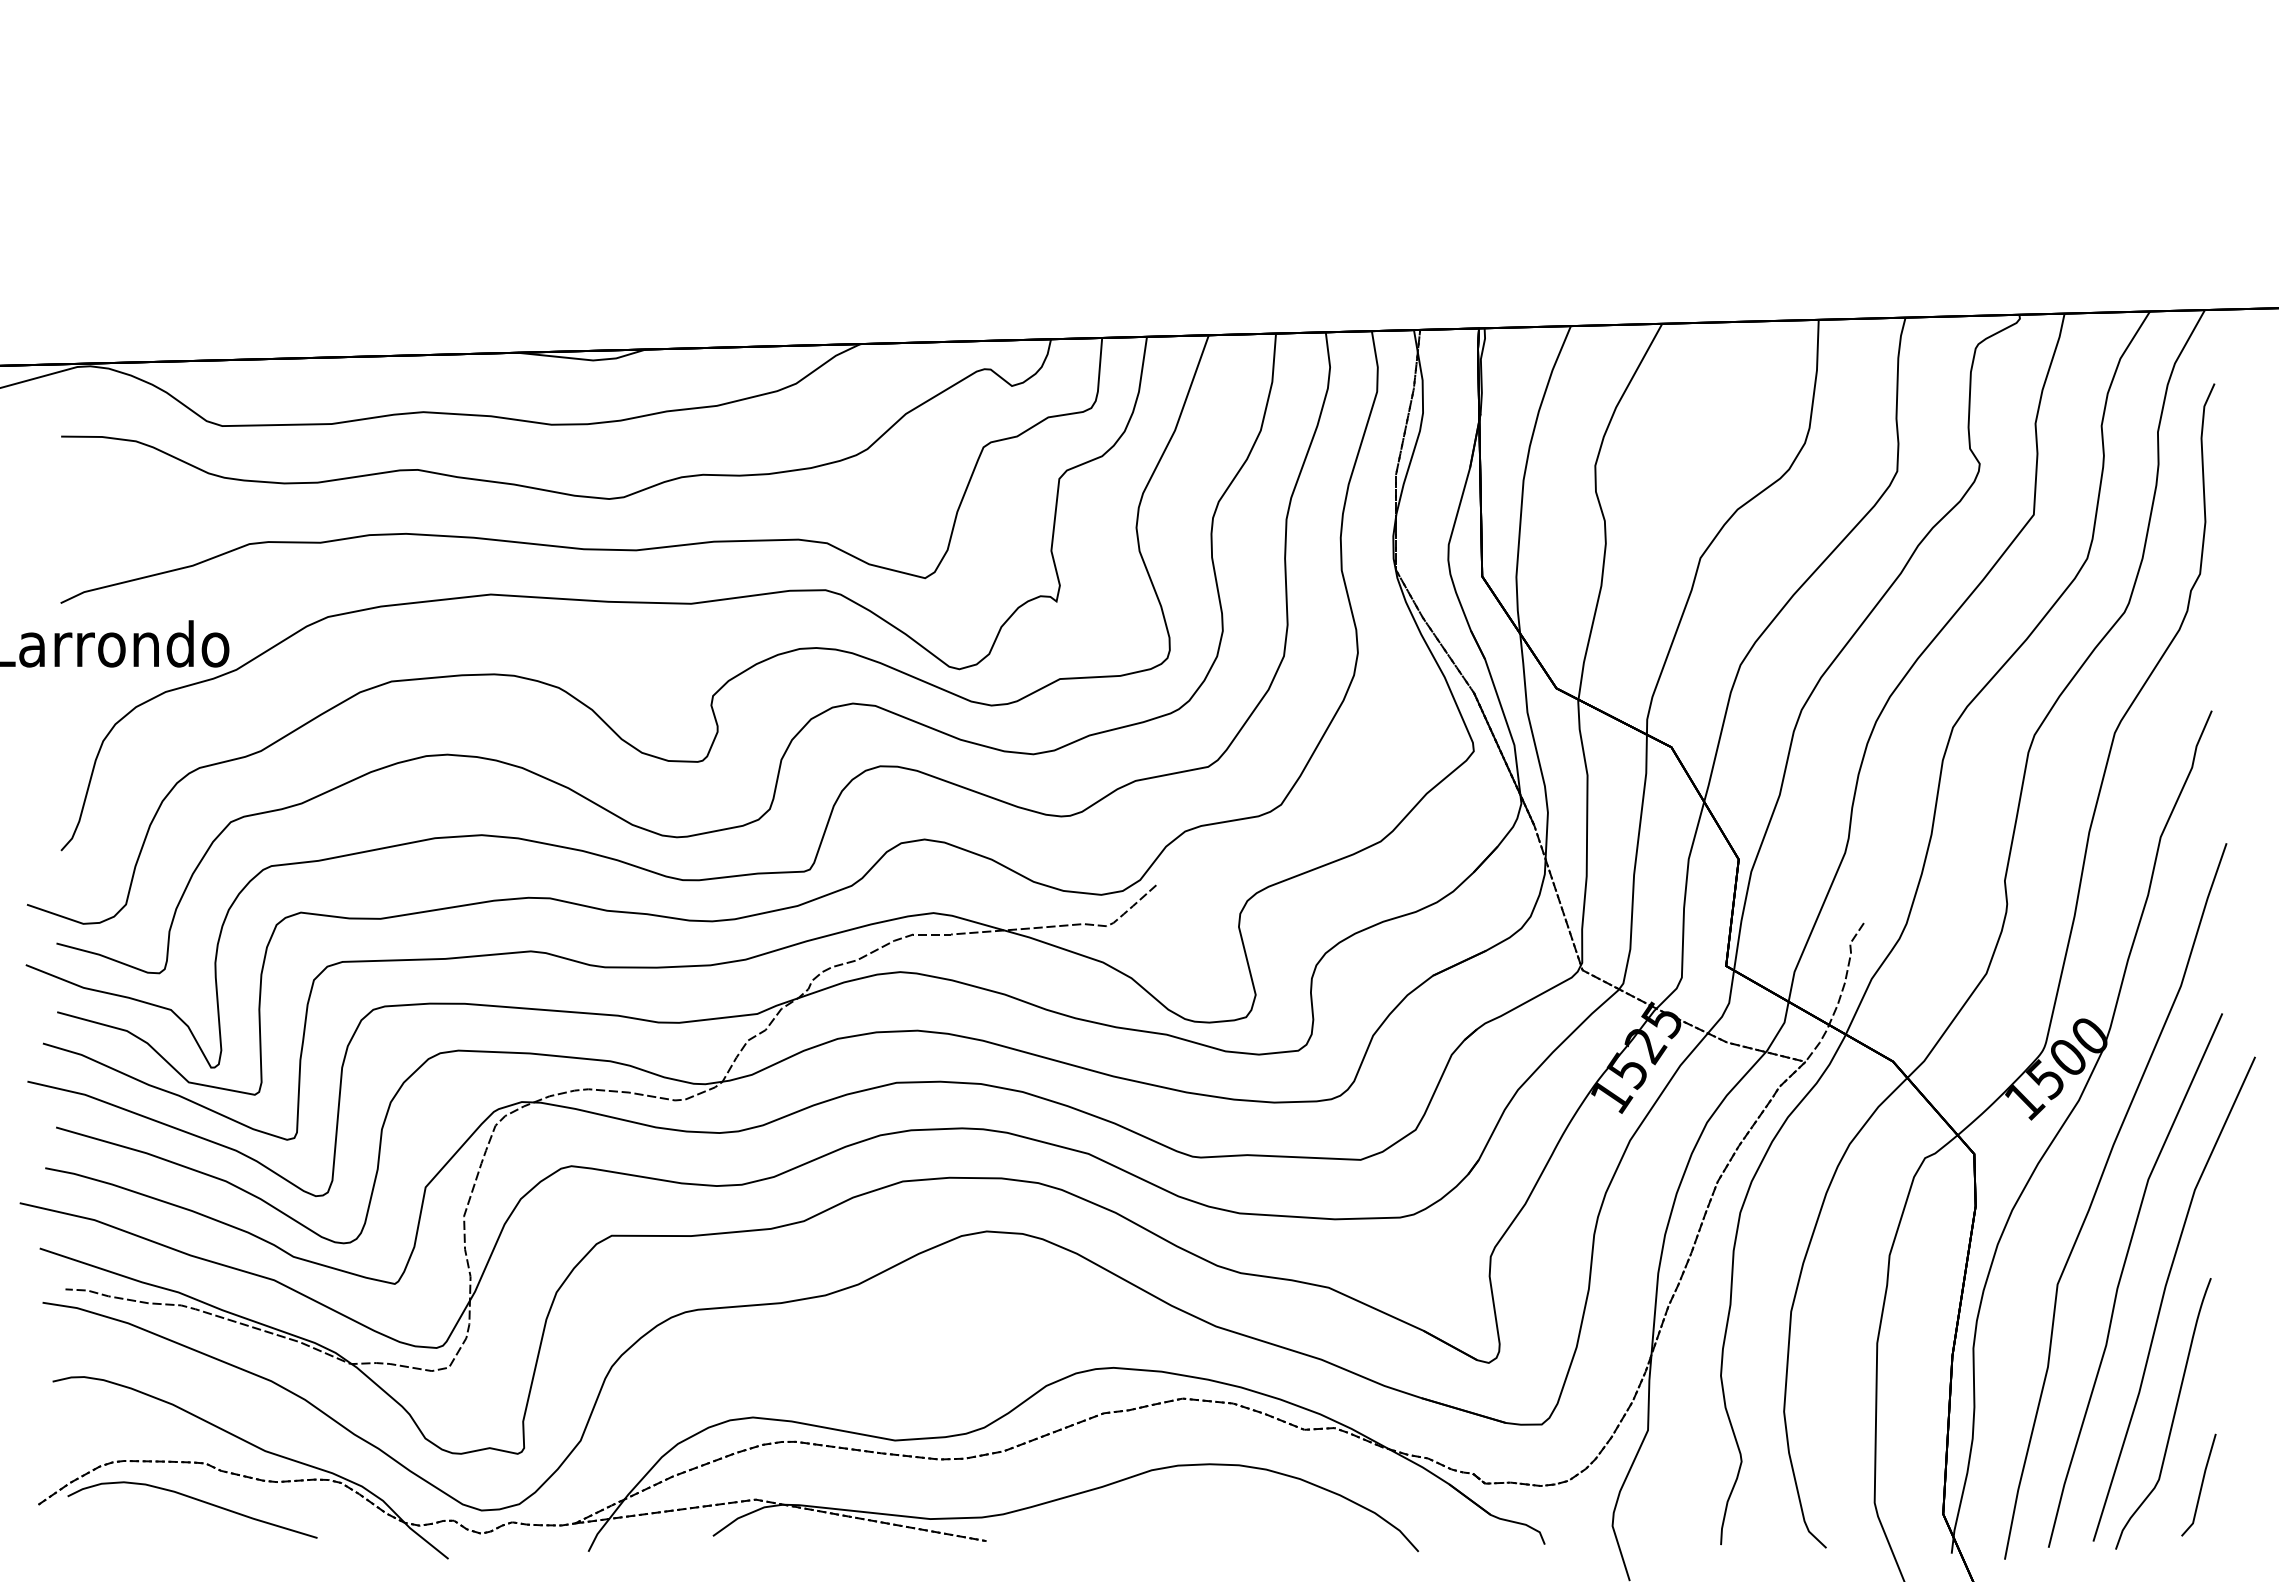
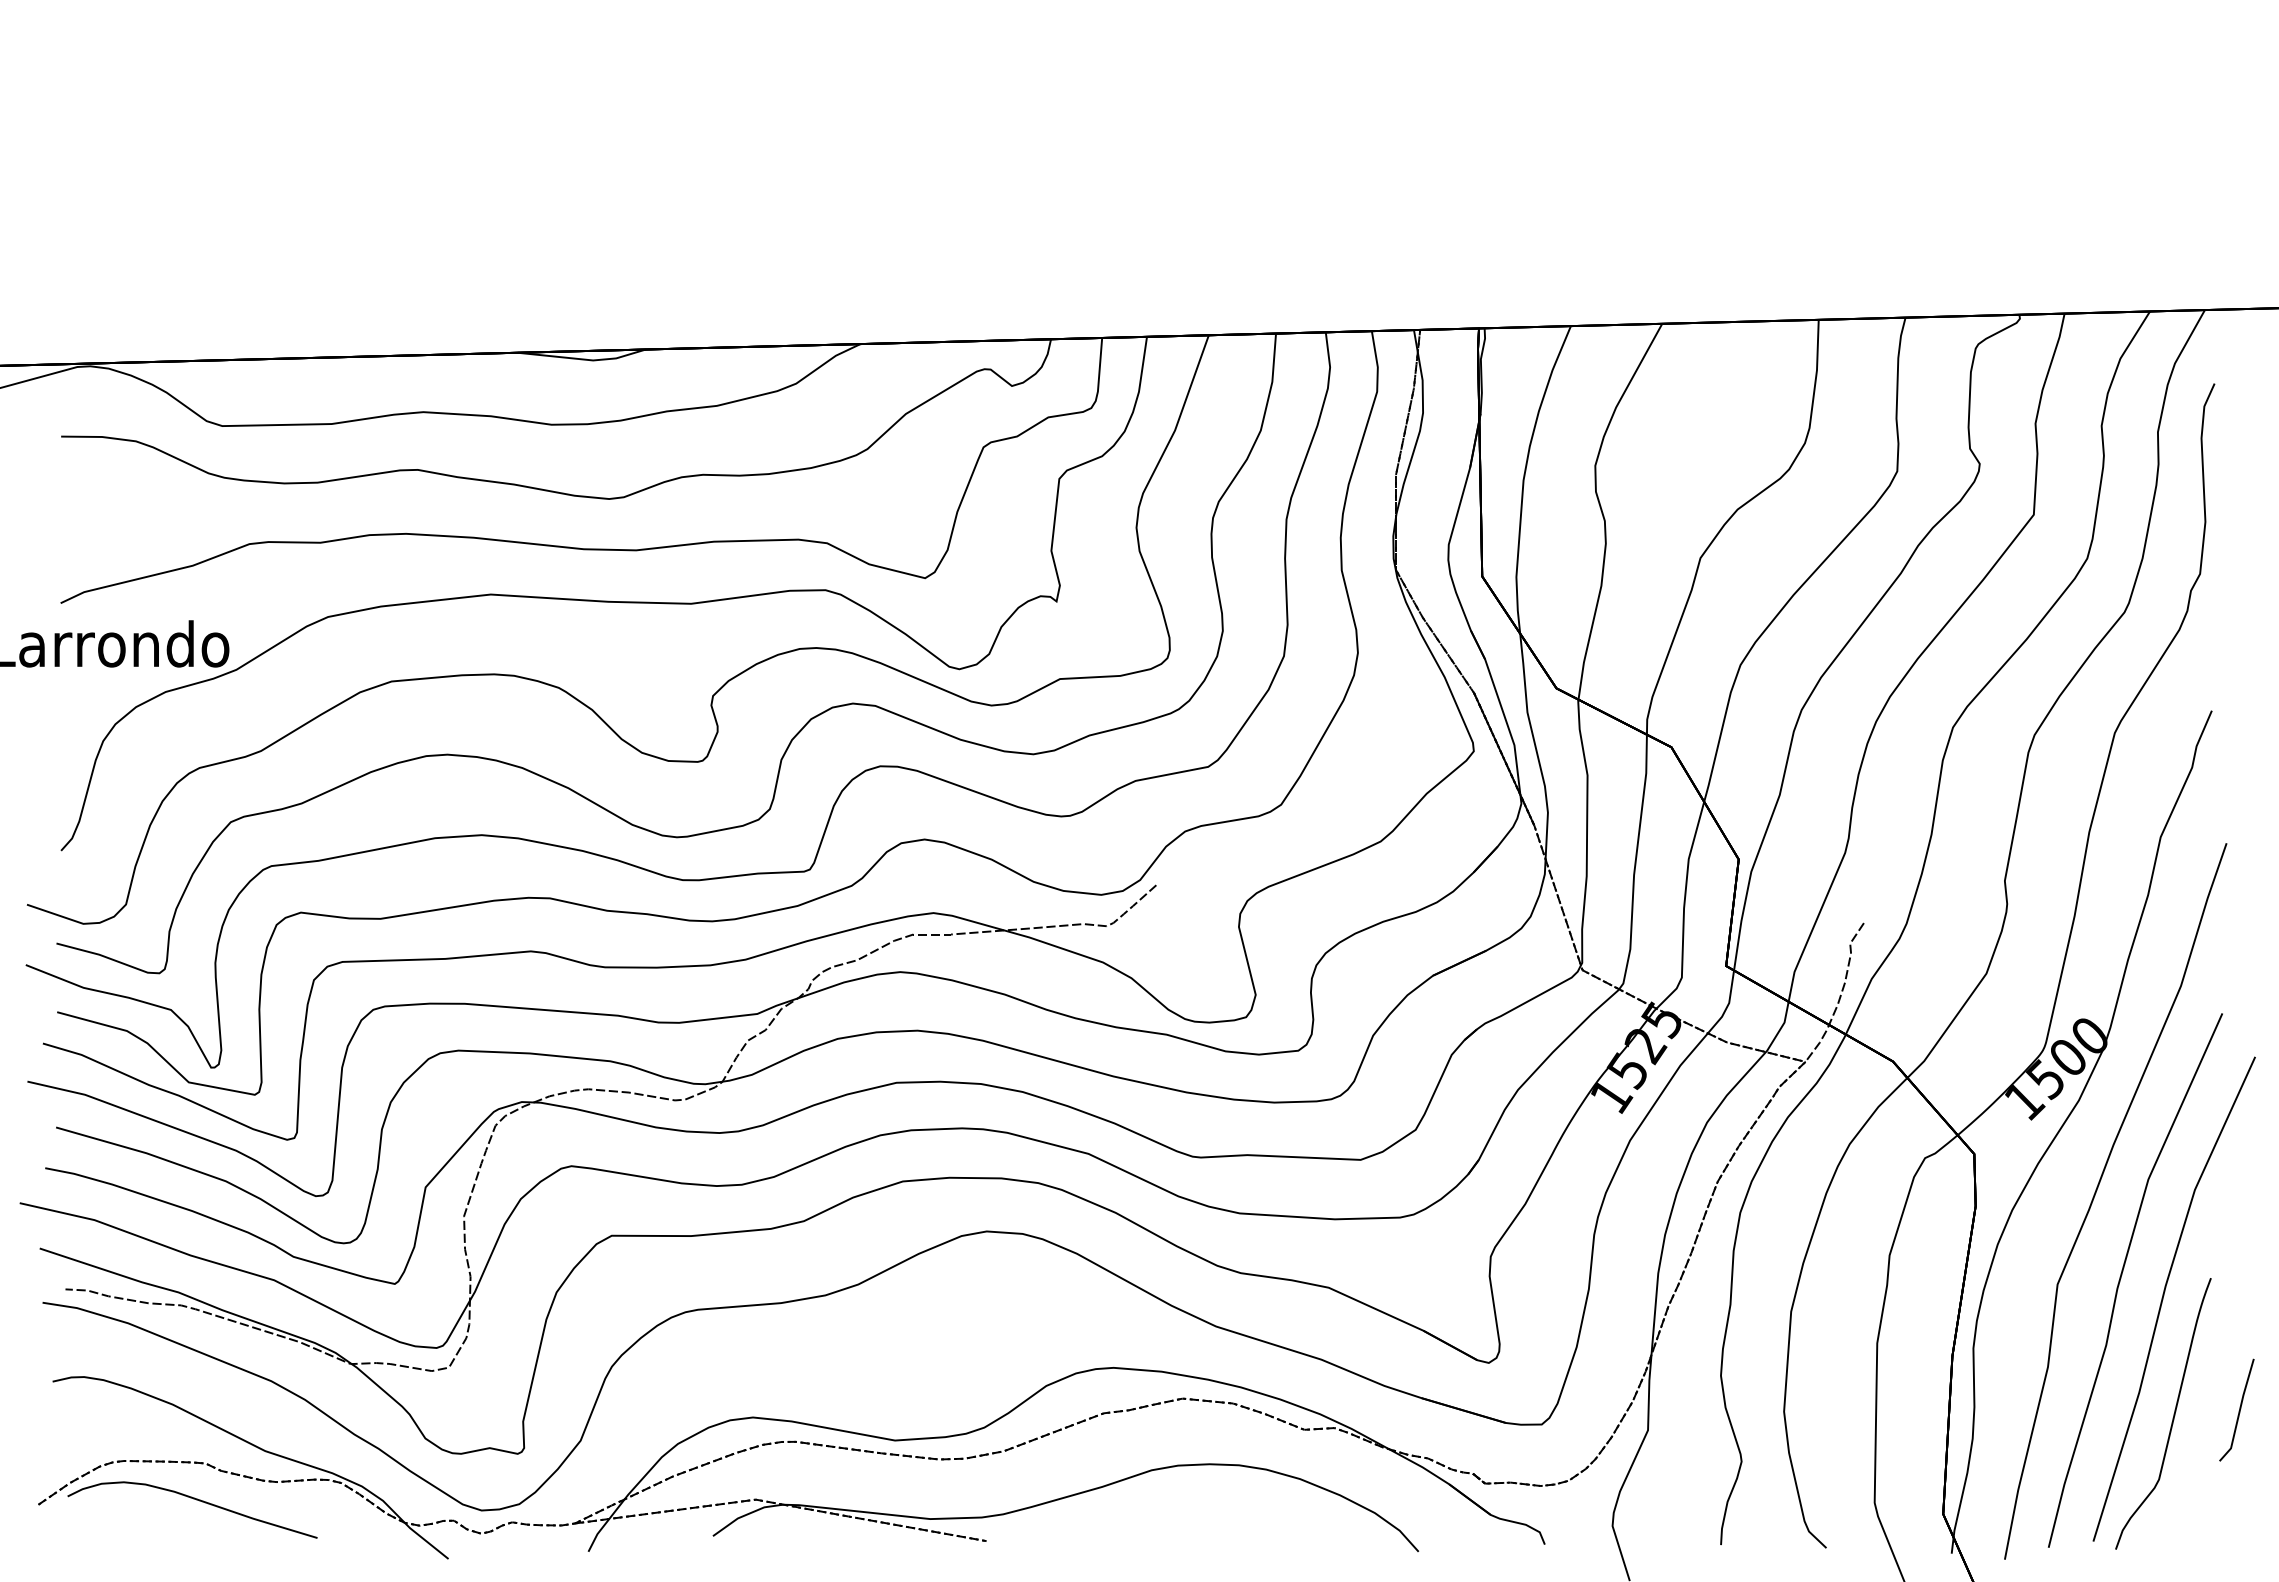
line position: (2200, 1486) -> (2238, 1411) (2238, 1411)
